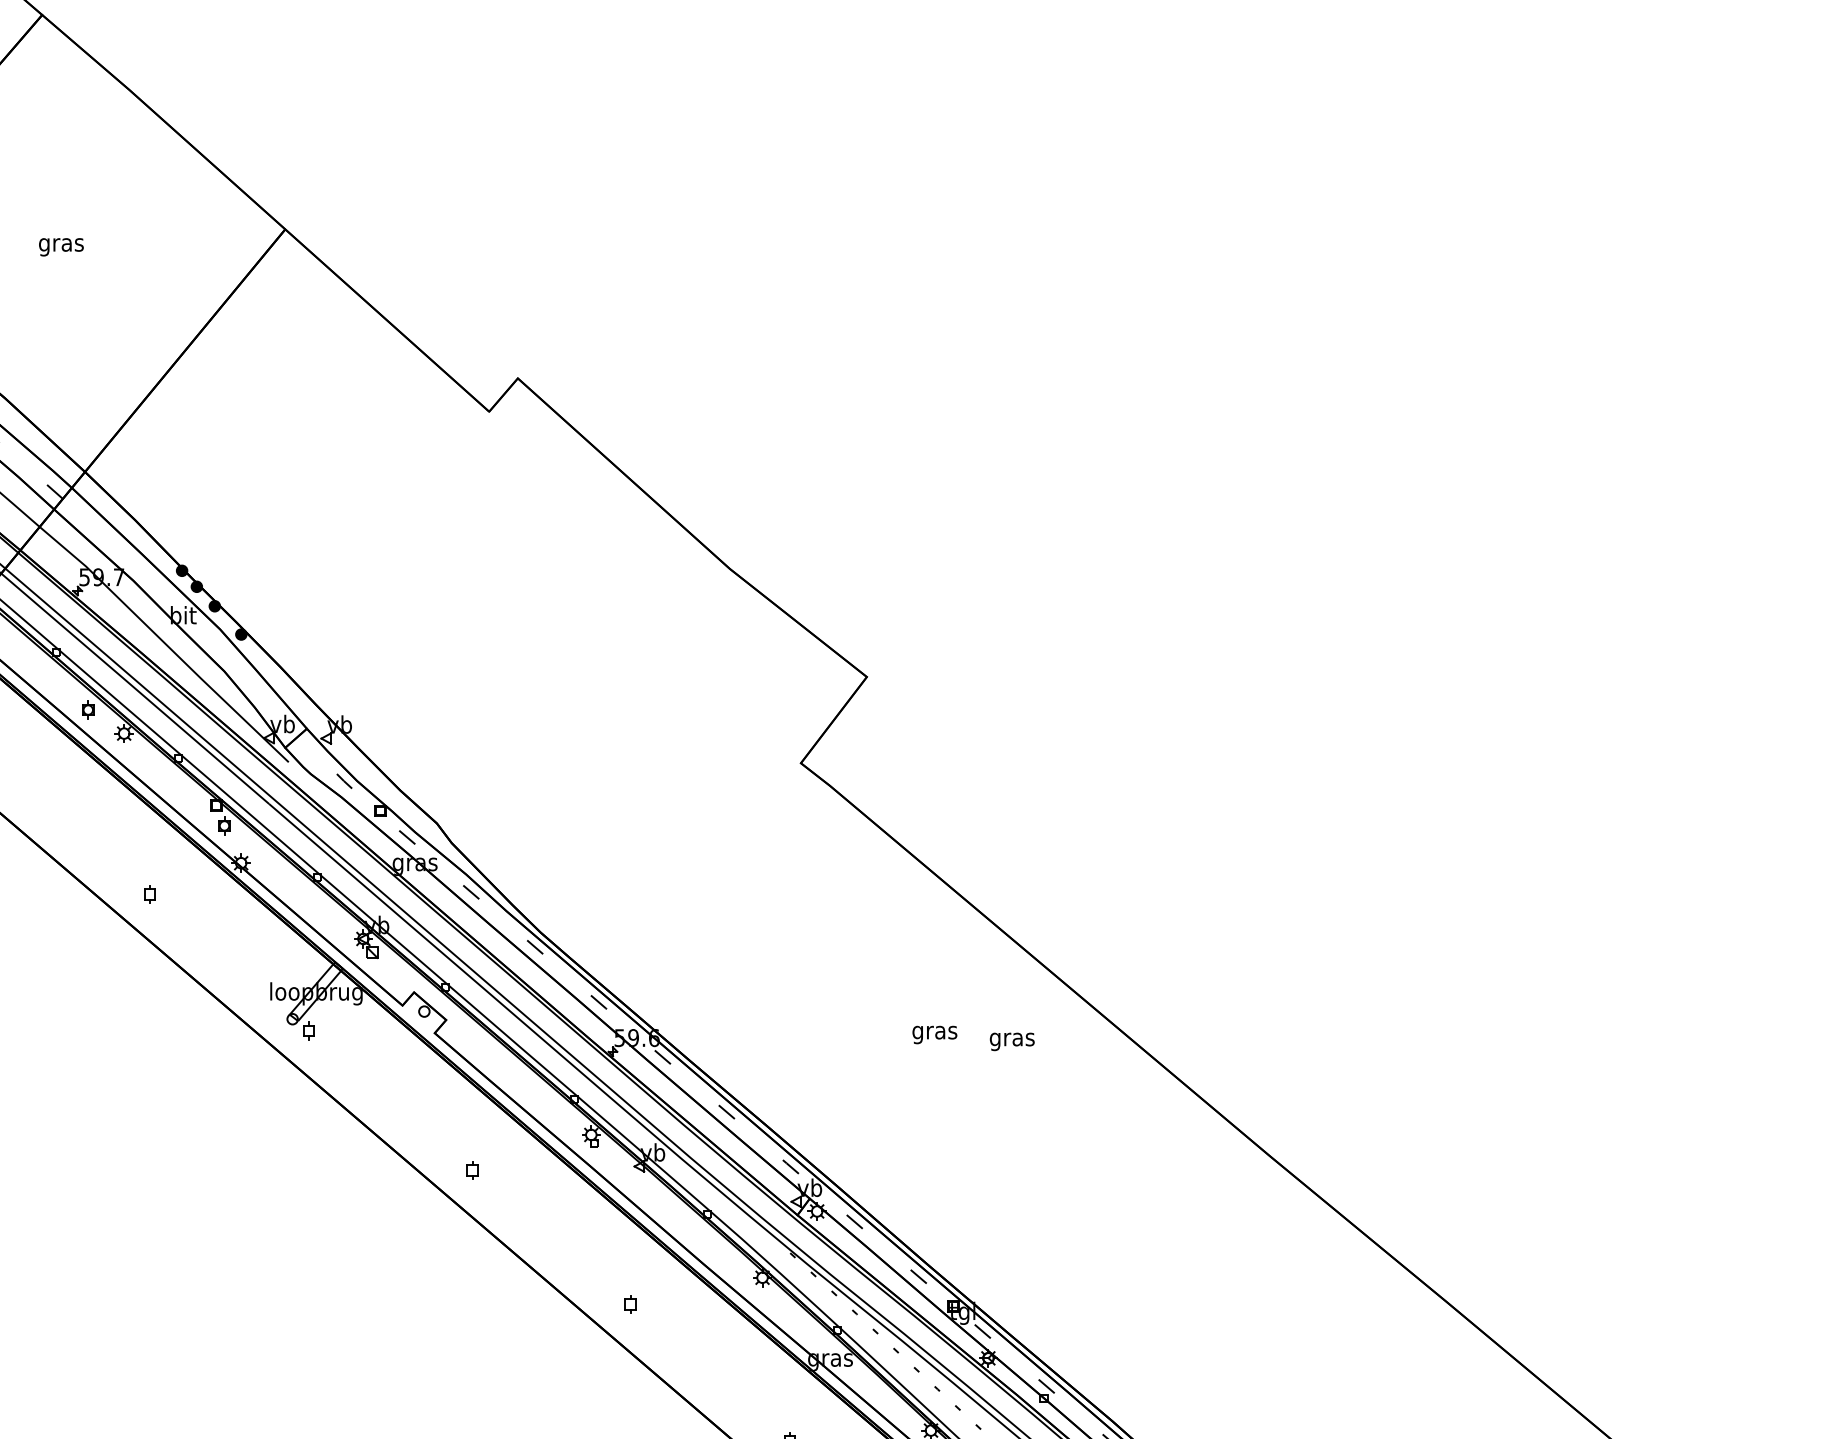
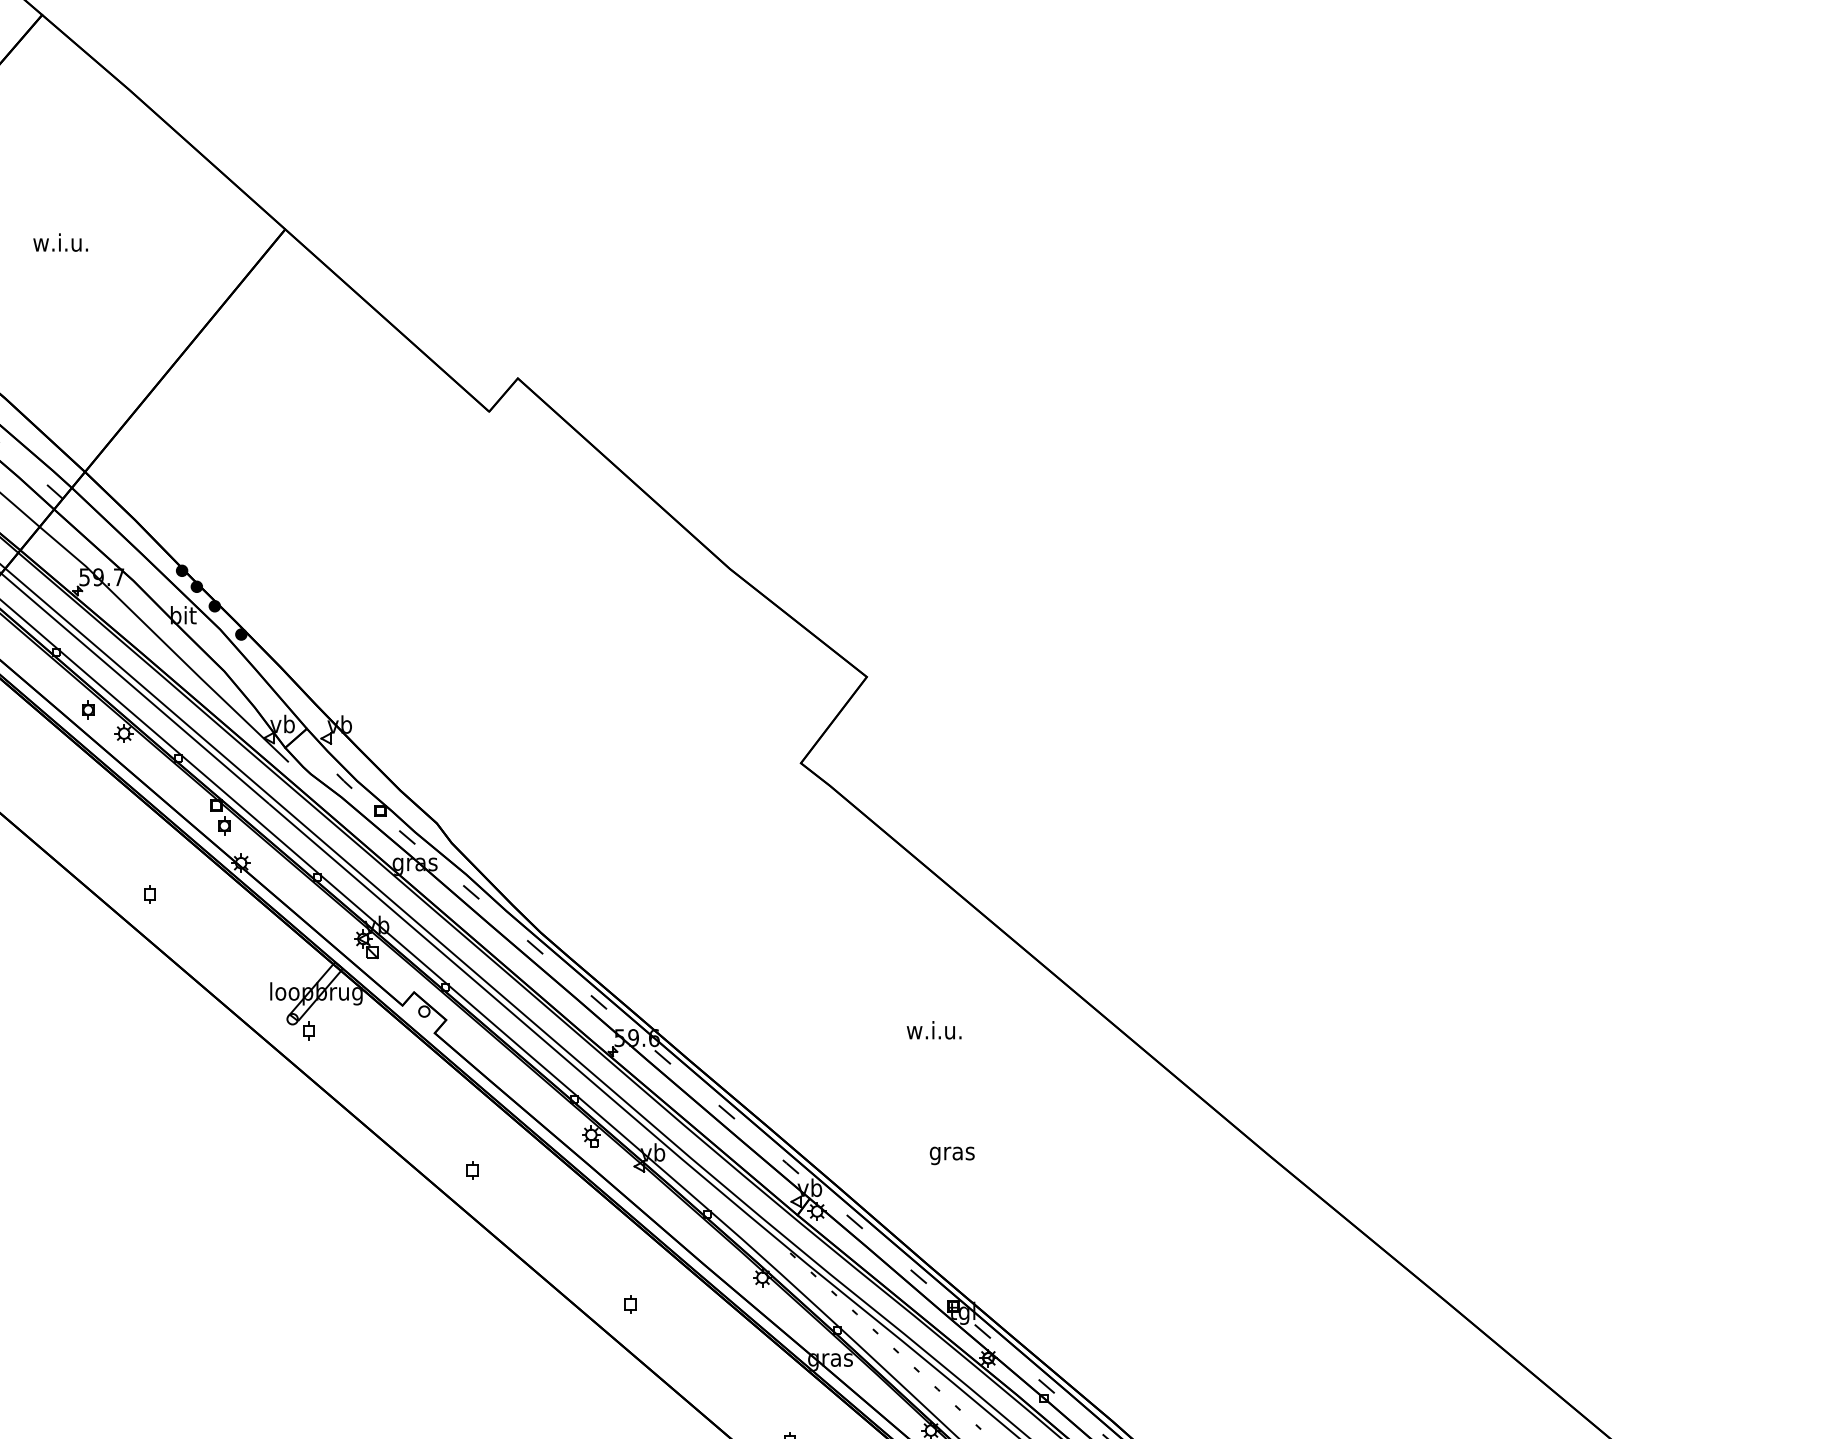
text: gras -> w.i.u. (60, 244)
text: gras -> w.i.u. (933, 1032)
text position: (1011, 1041) -> (951, 1155) (951, 1155)
